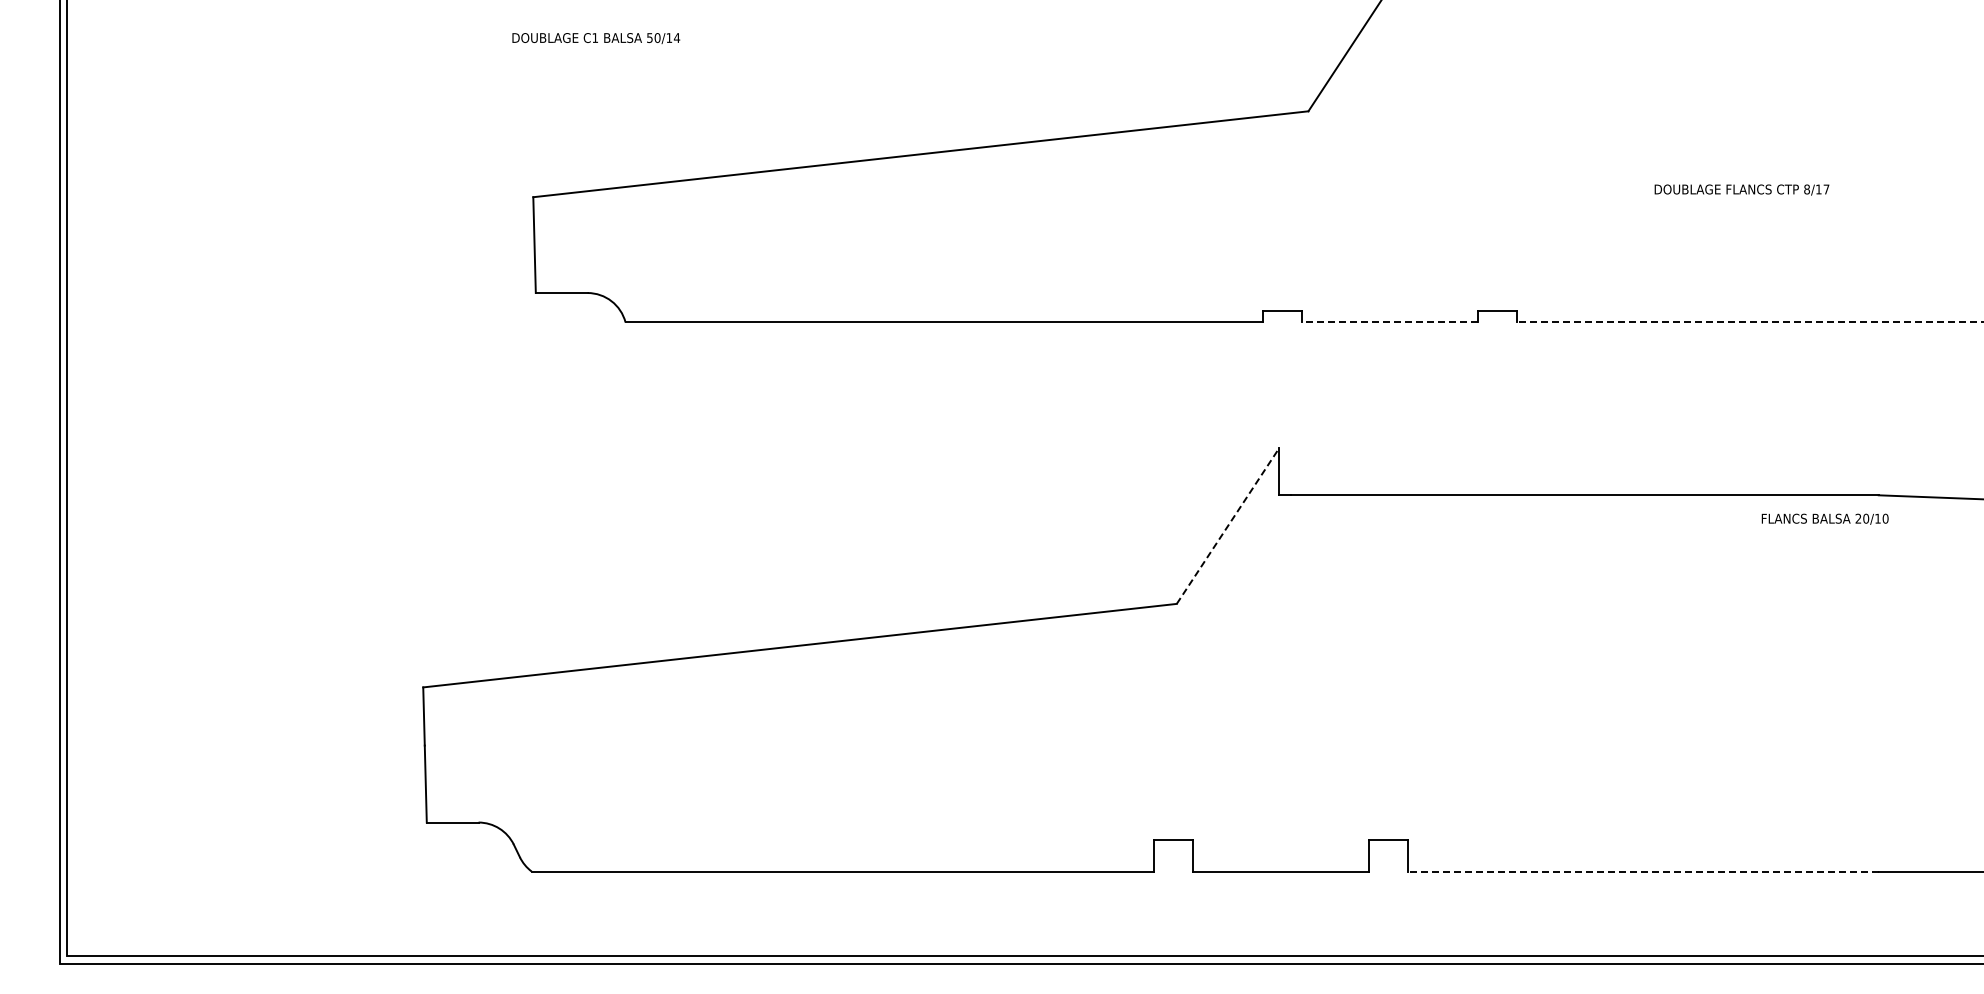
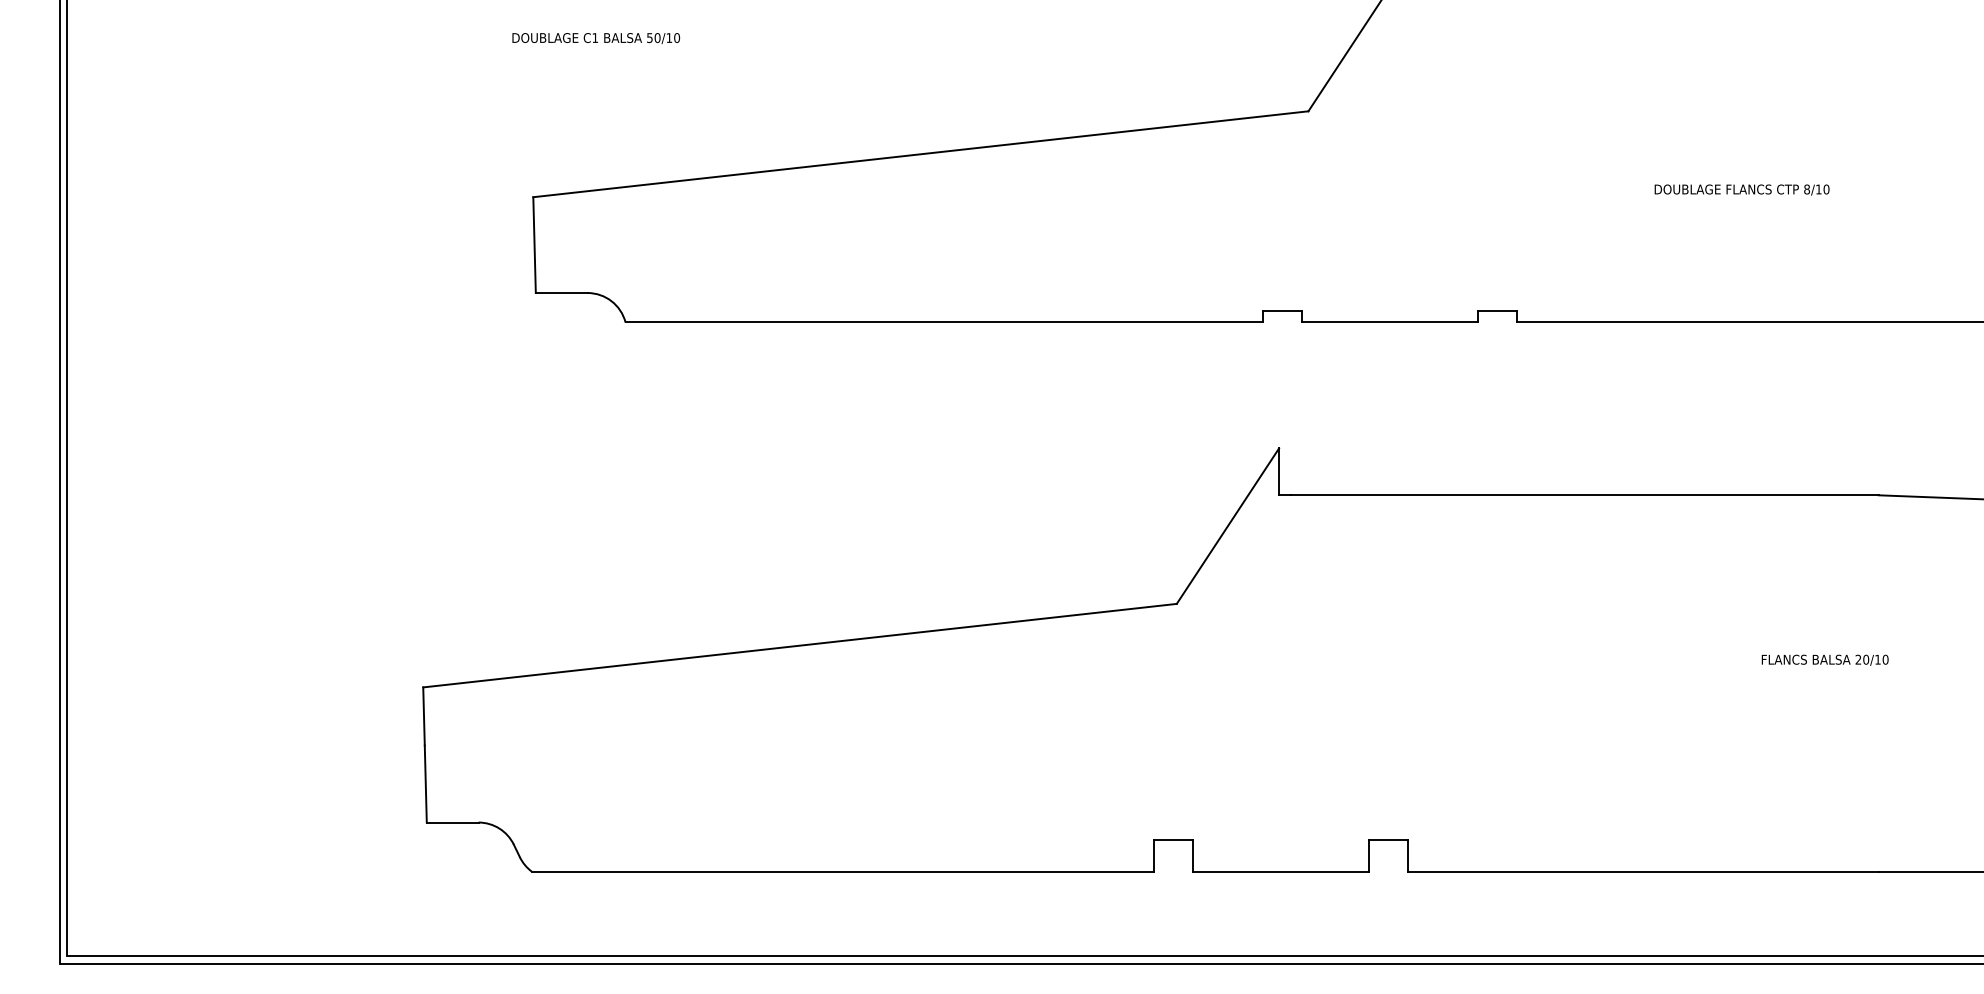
text: 50/14 -> 50/10 (676, 37)
text: 8/17 -> 8/10 (1826, 189)
line: dashed -> solid (1389, 322)
line: dashed -> solid (1750, 322)
text position: (1824, 518) -> (1824, 659) (1824, 659)
line: dashed -> solid (1228, 525)
line: dashed -> solid (1643, 871)
